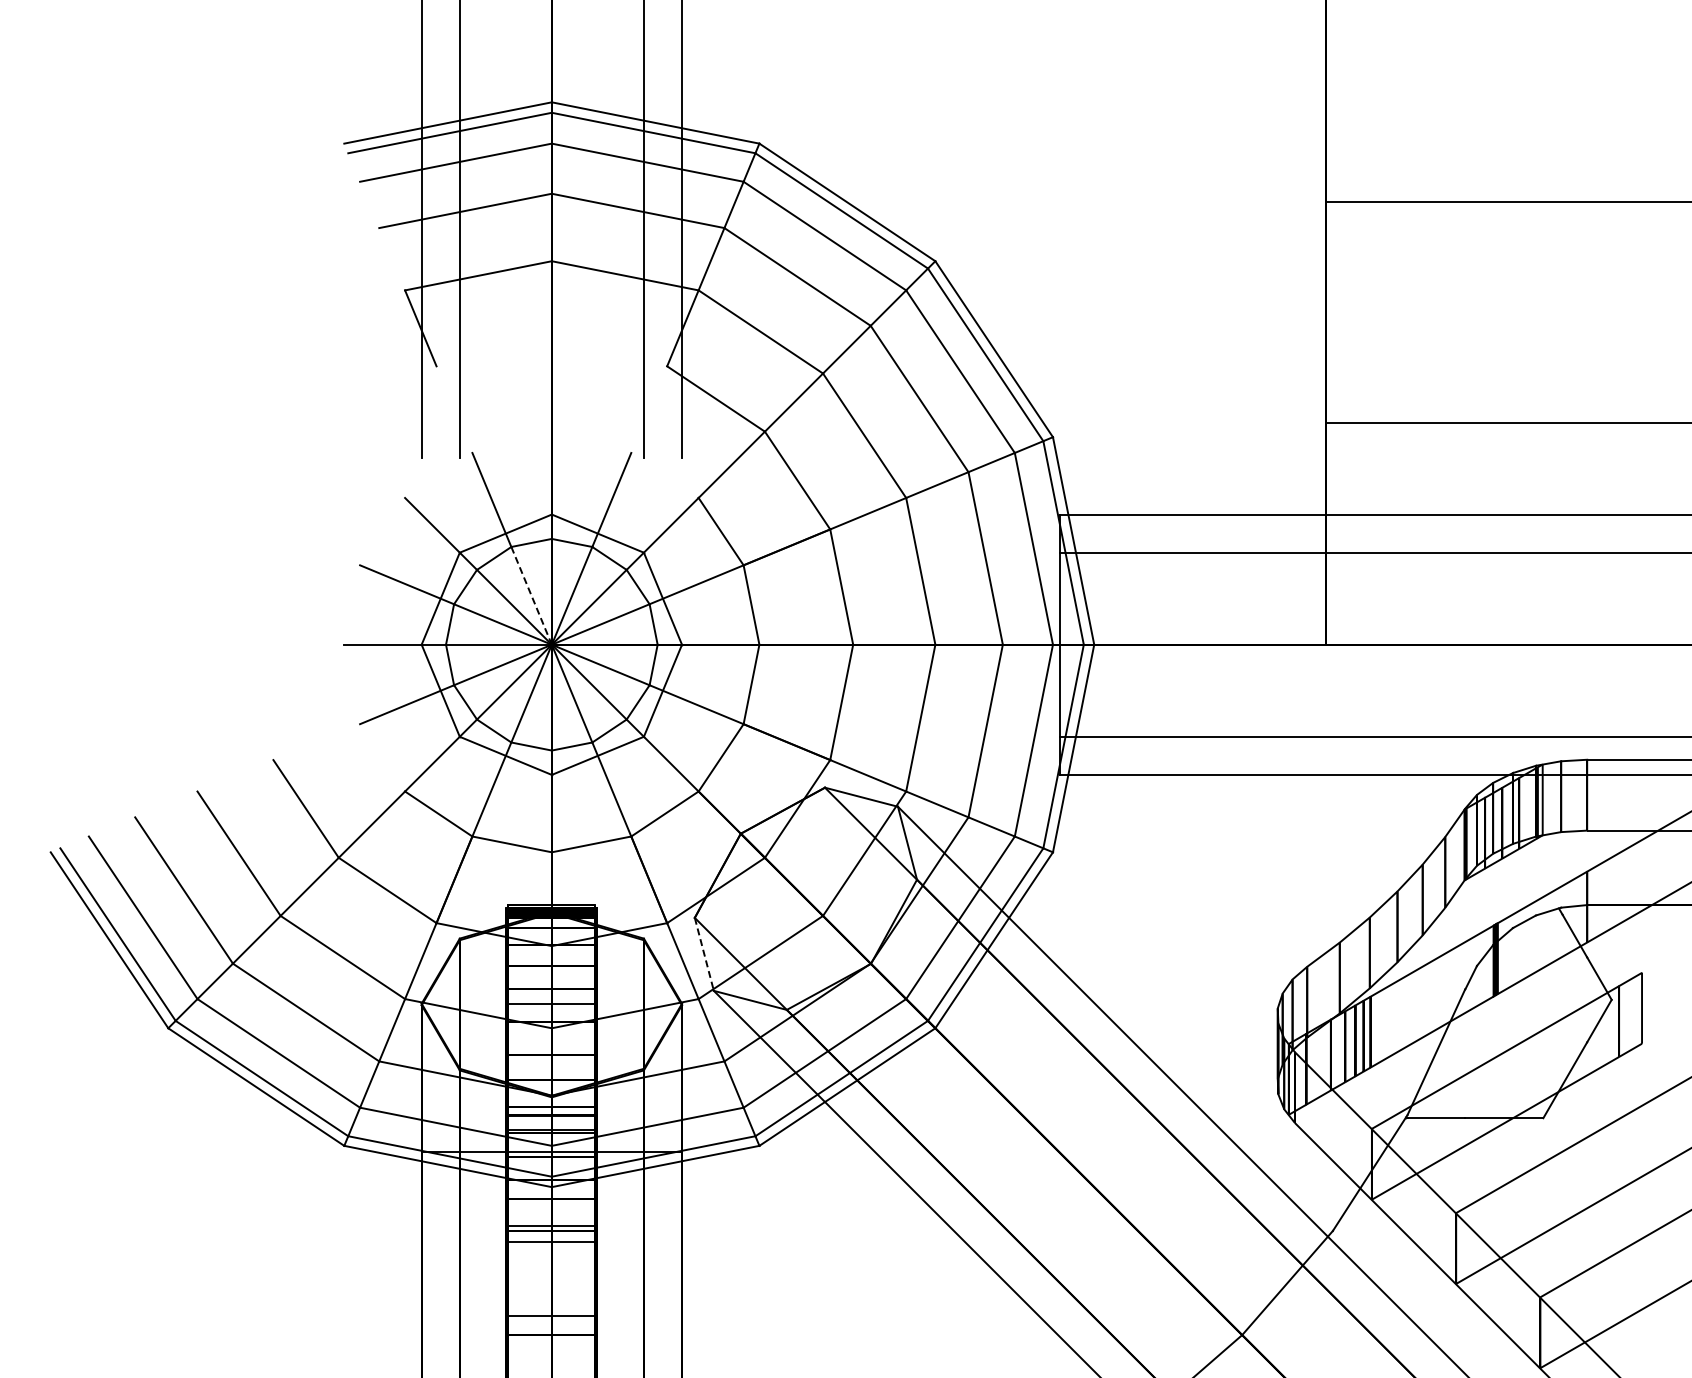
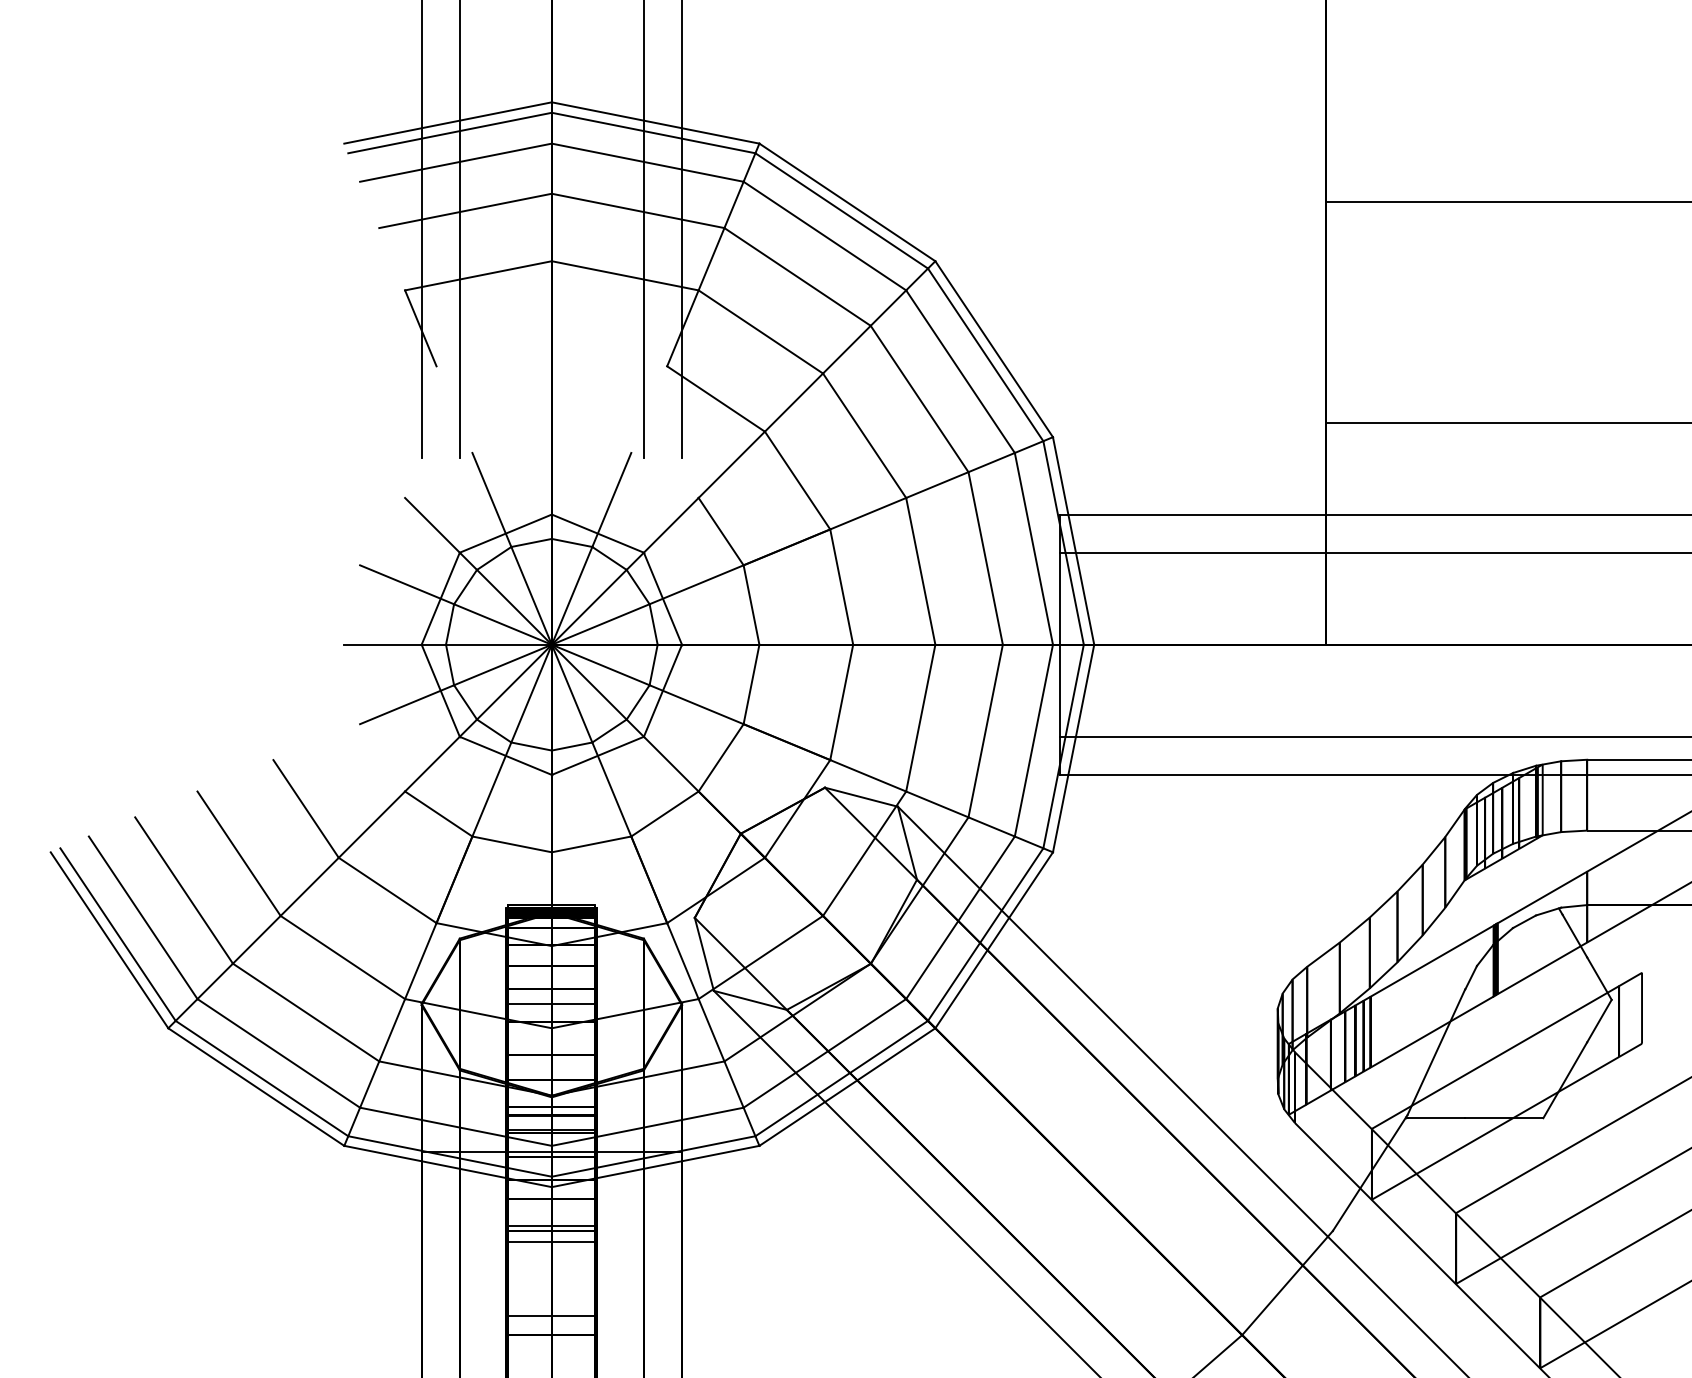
line: dashed -> solid (531, 595)
line: dashed -> solid (704, 954)
